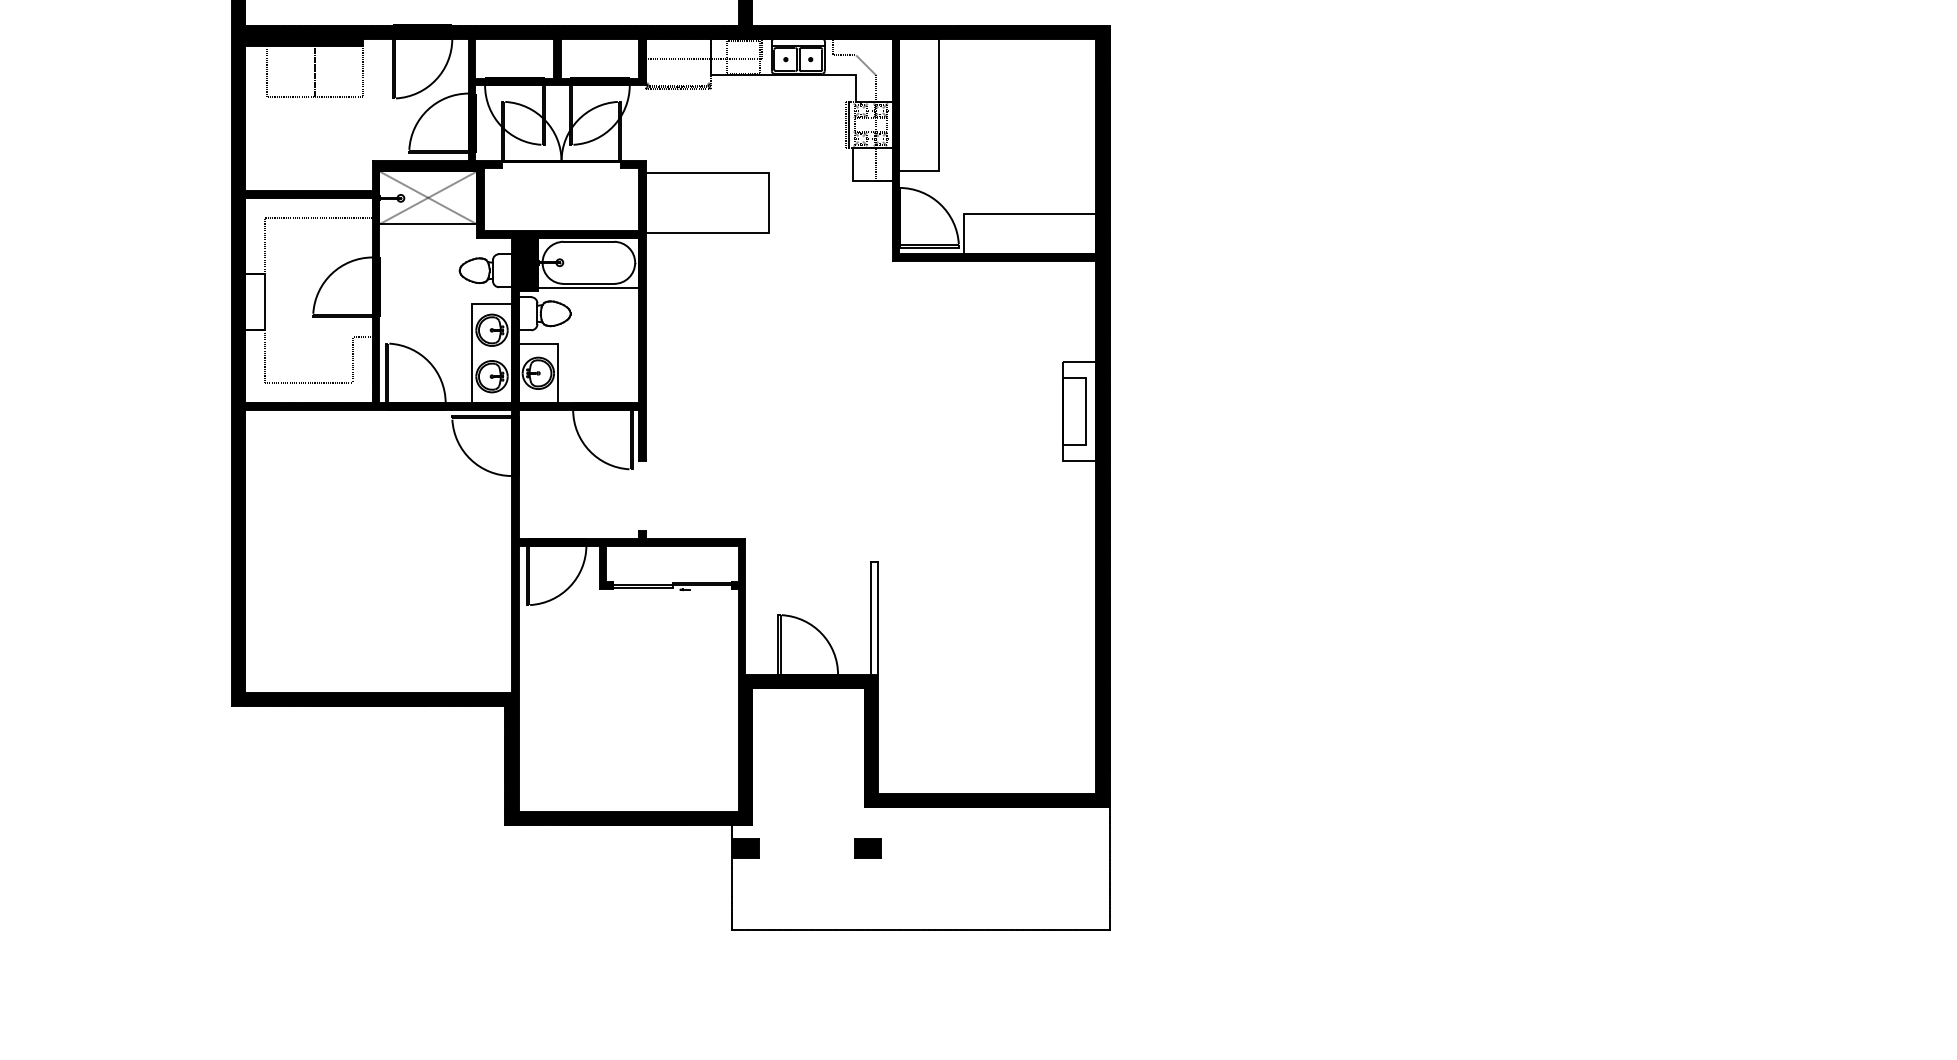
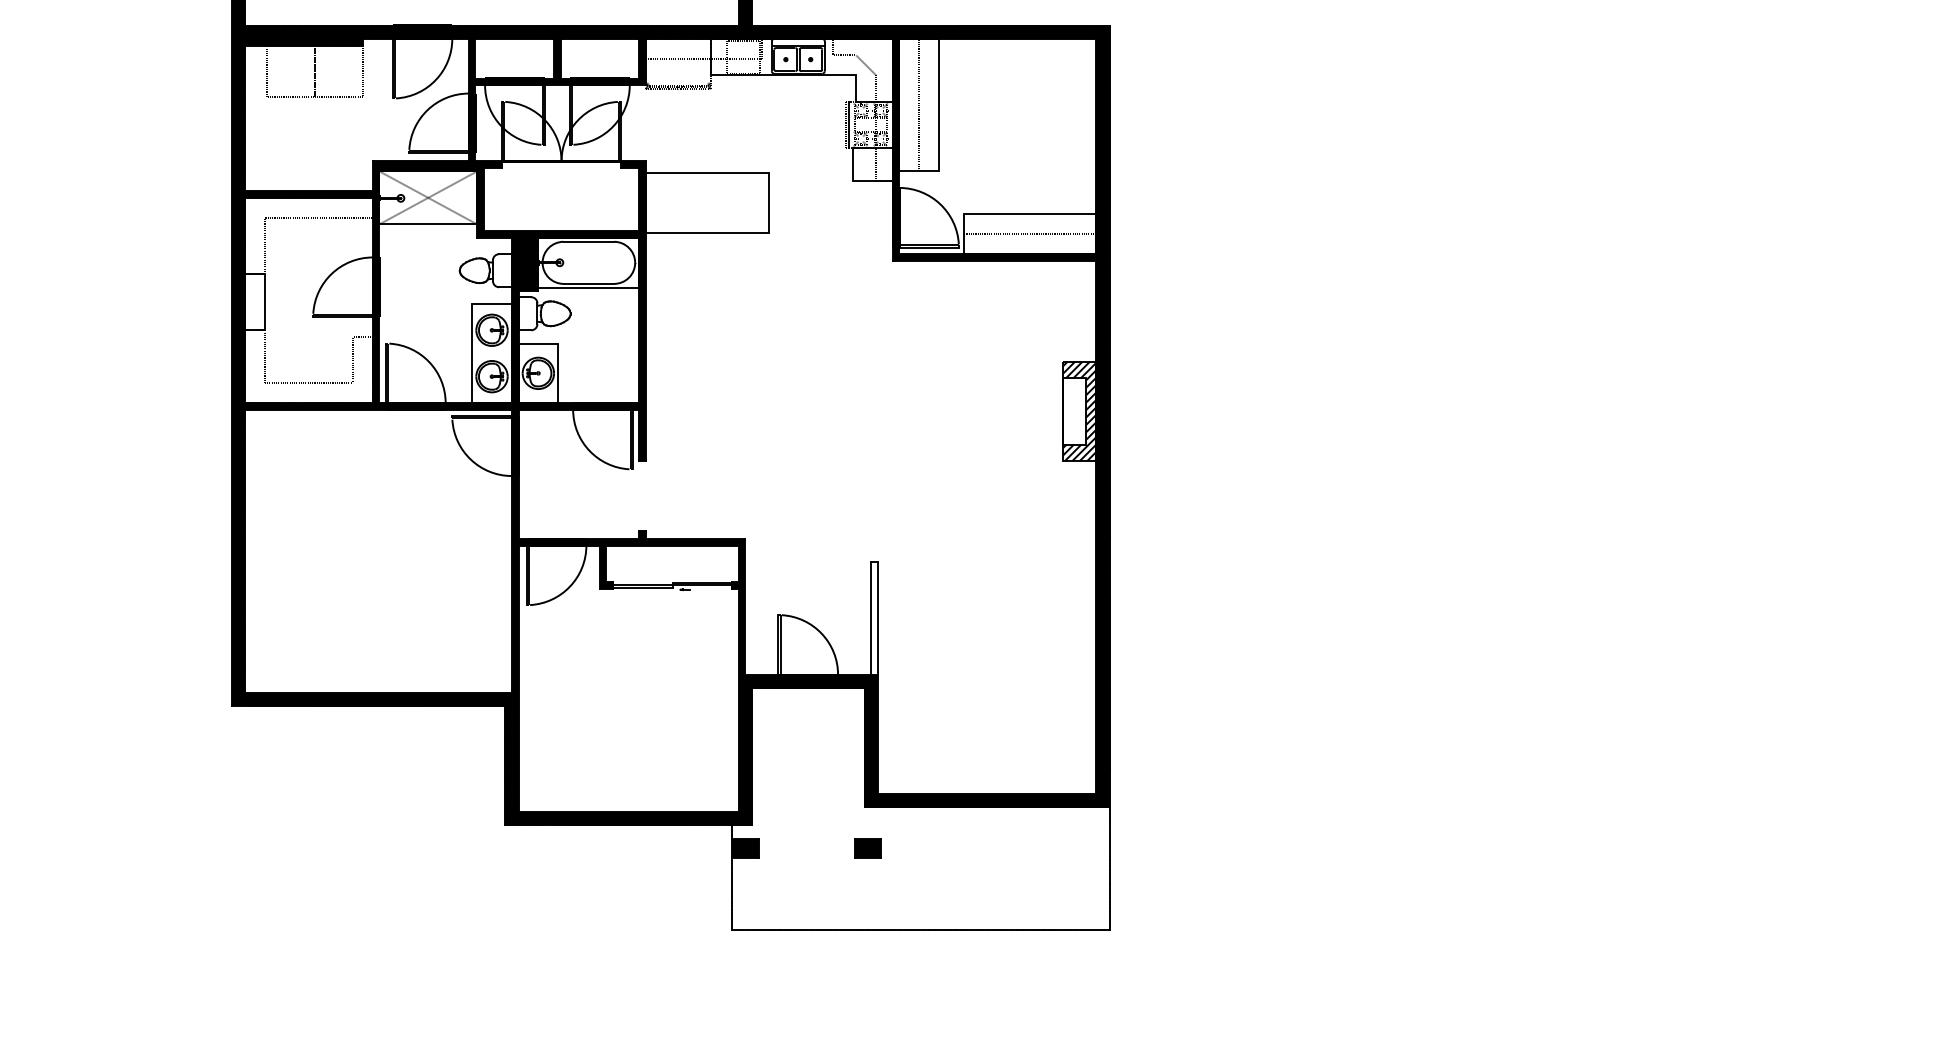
line: none -> present (919, 104)
line: none -> present (1029, 234)
hatch: none -> present (1079, 411)
